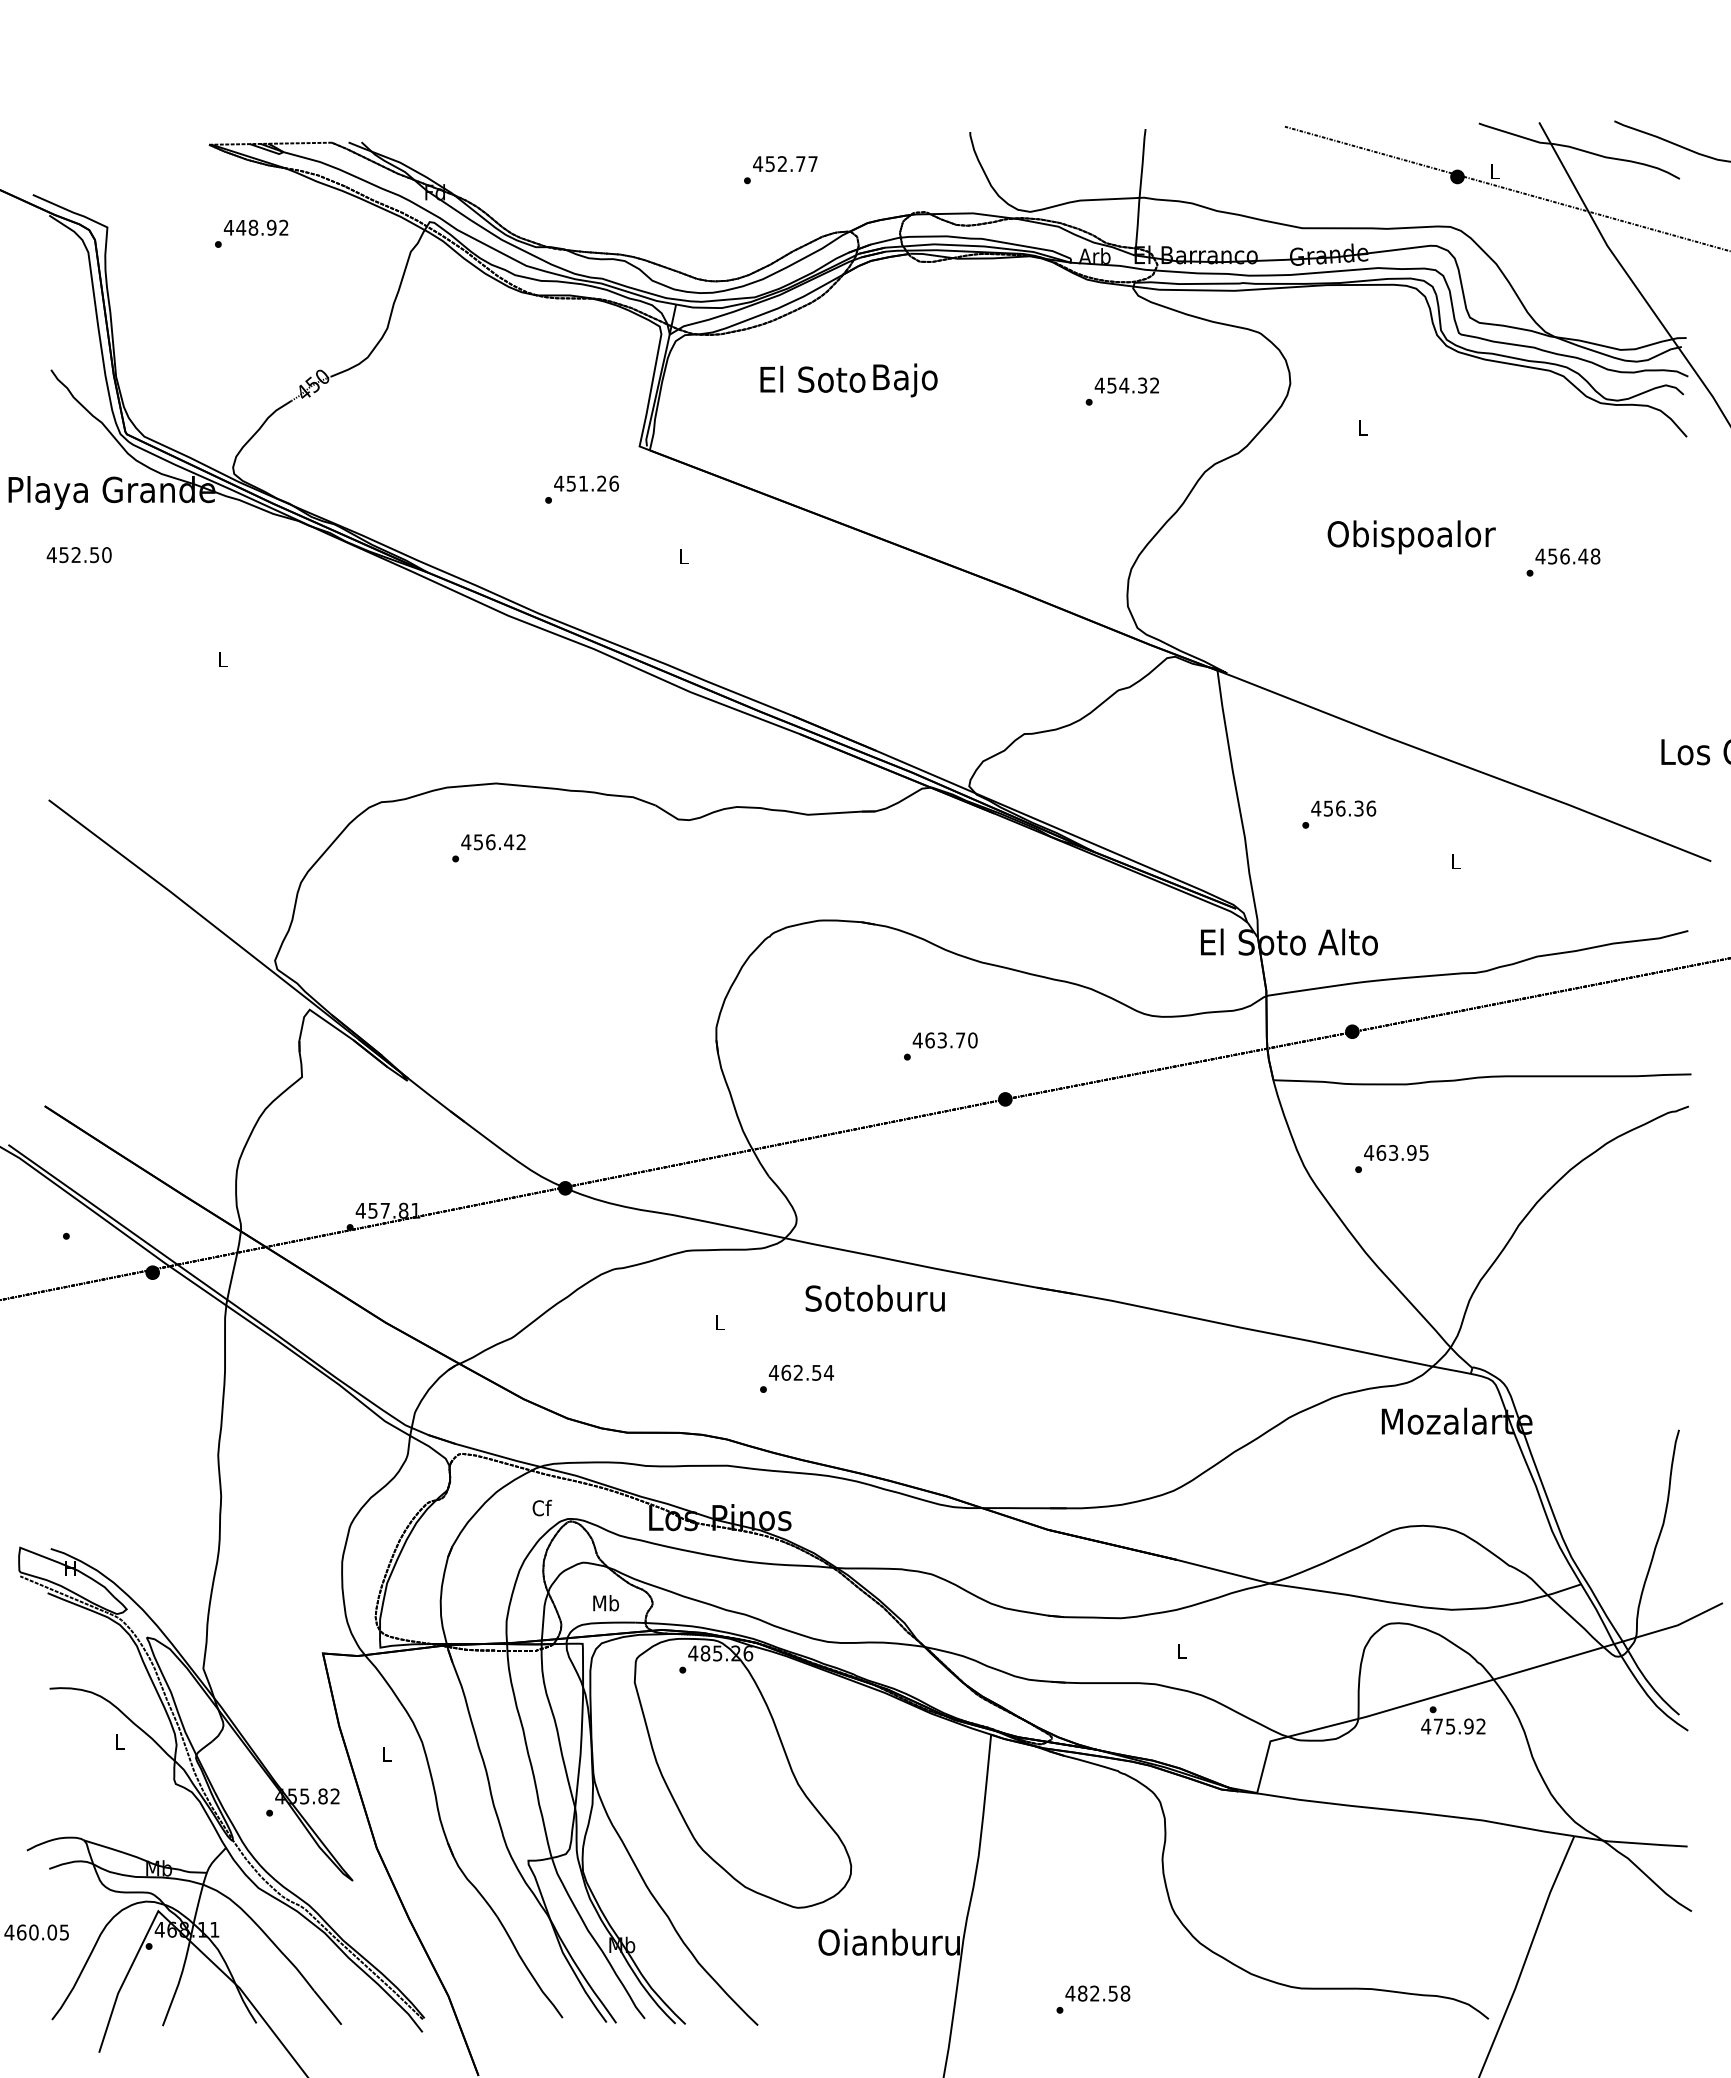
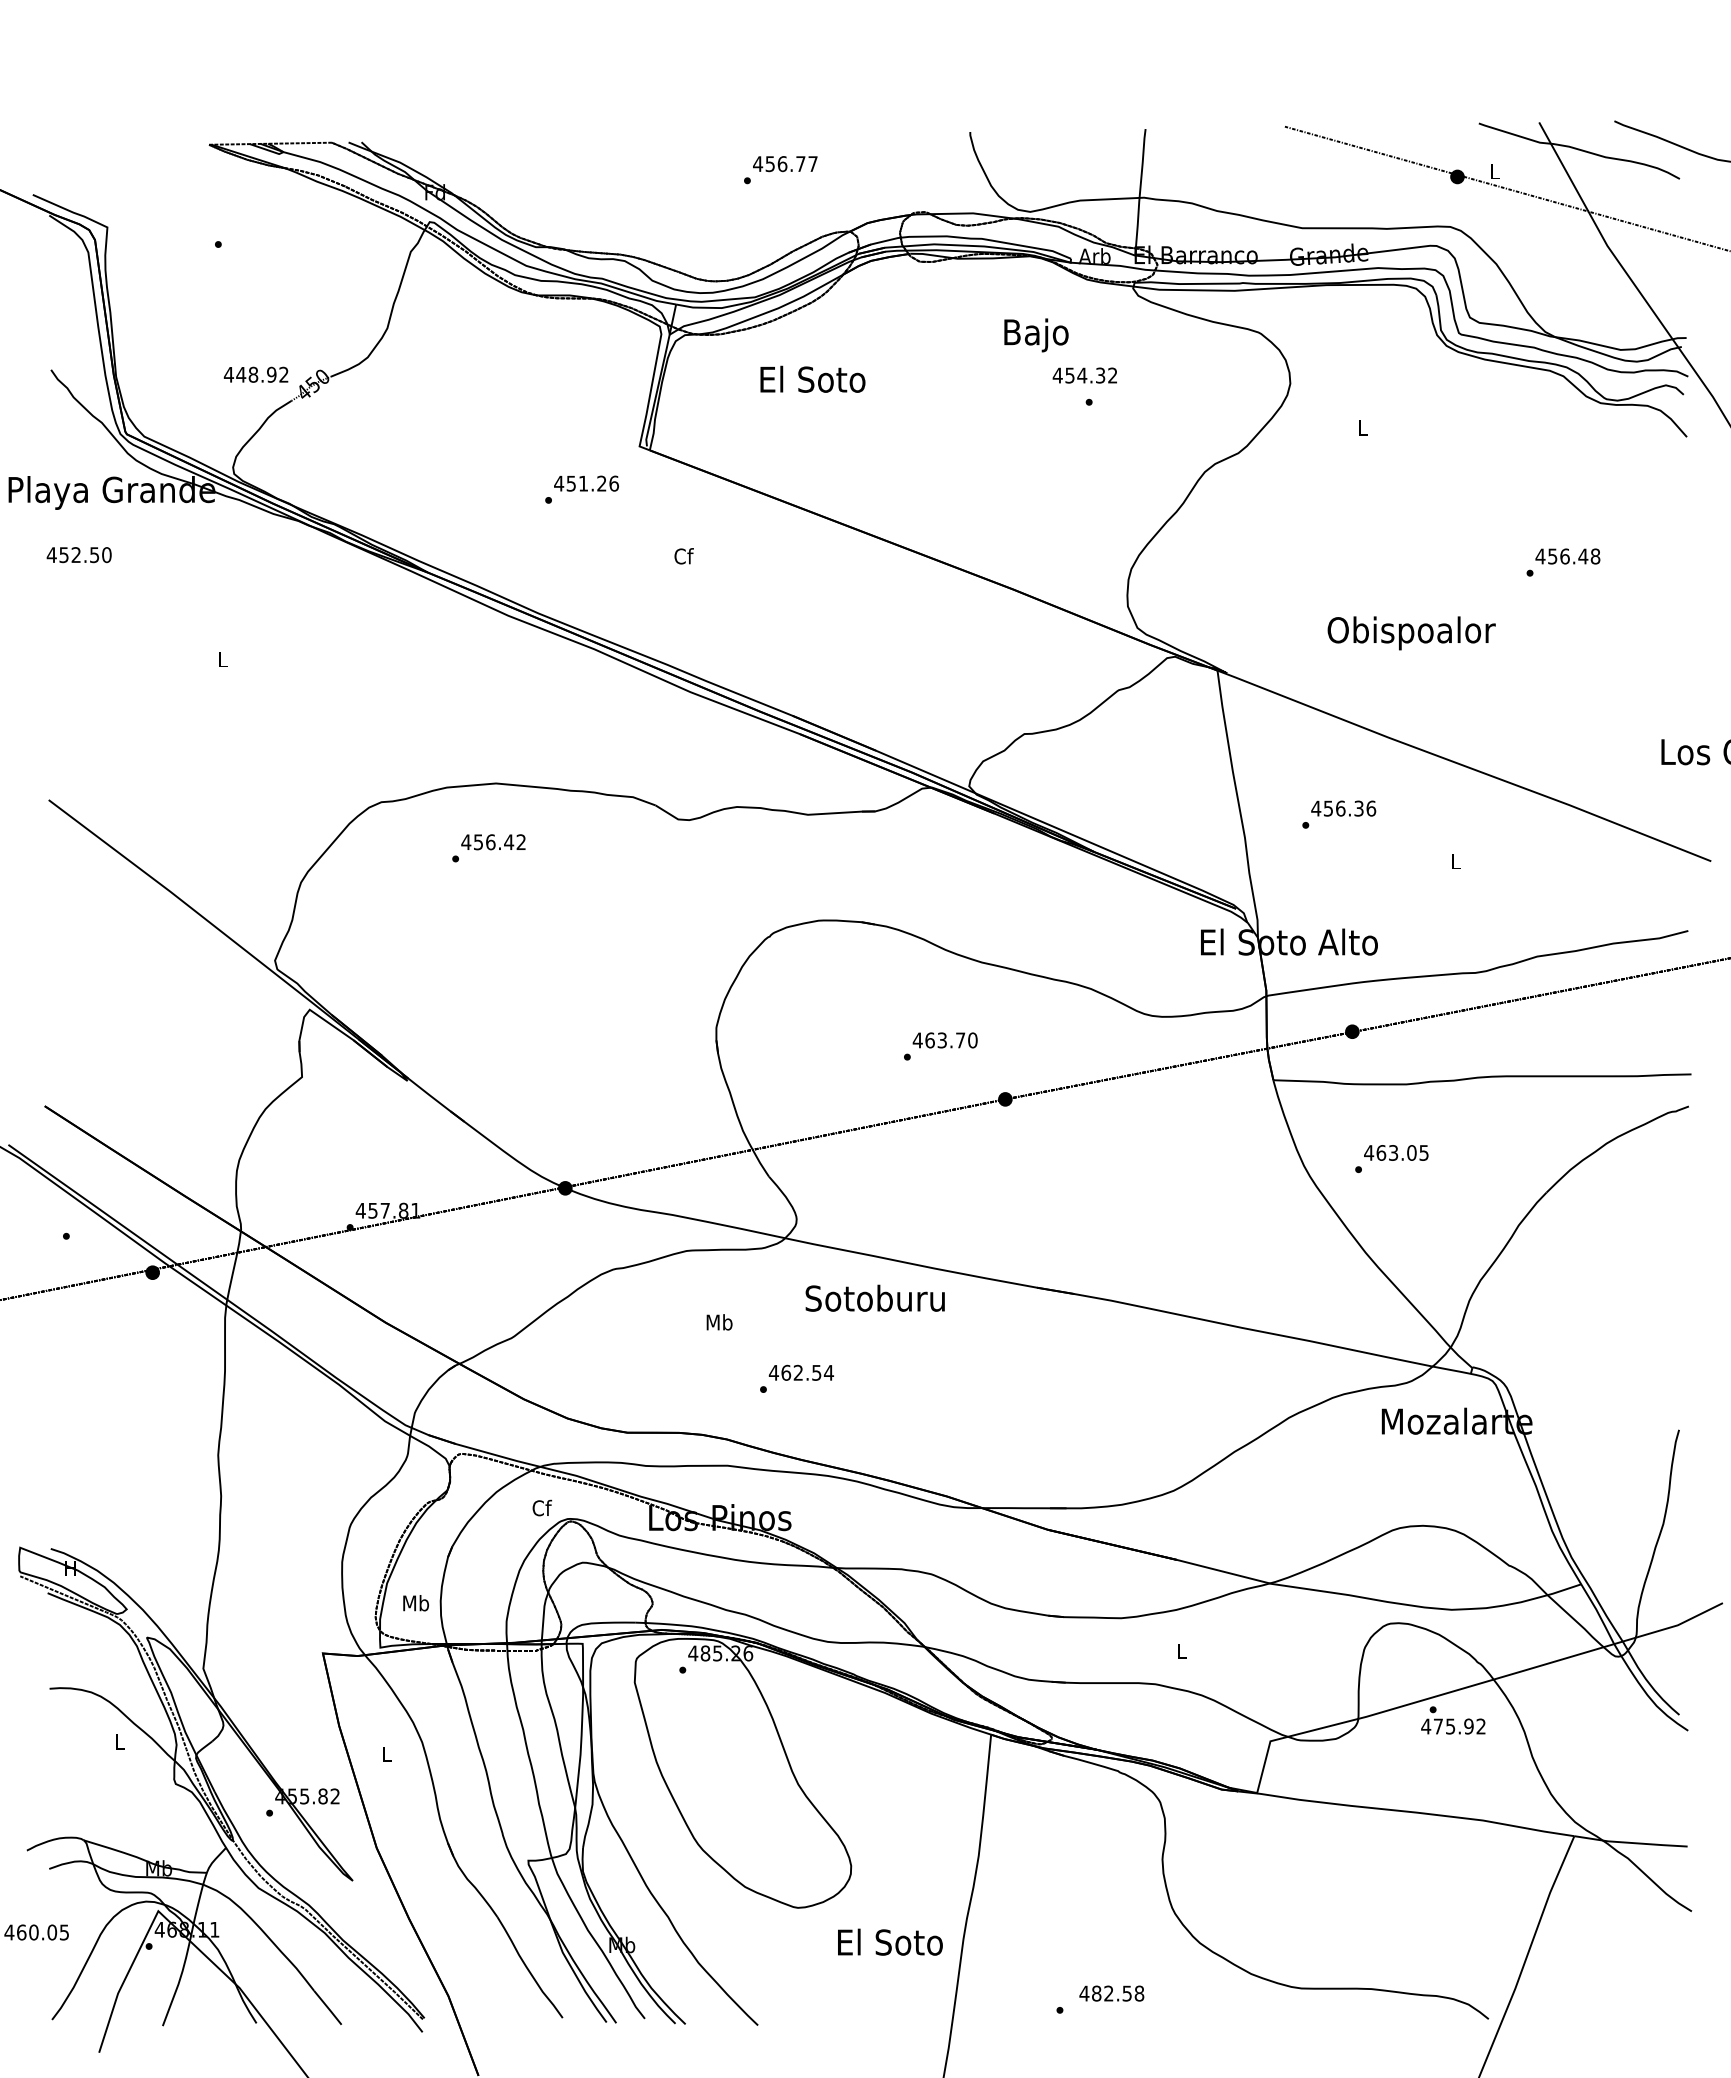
text: 452.77 -> 456.77 (782, 164)
text position: (255, 227) -> (255, 374) (255, 374)
text position: (905, 380) -> (1036, 335) (1036, 335)
text position: (1126, 385) -> (1084, 375) (1084, 375)
text position: (1411, 537) -> (1411, 633) (1411, 633)
text: L -> Cf (683, 556)
text: 463.95 -> 463.05 (1411, 1152)
text: L -> Mb (719, 1322)
text position: (605, 1603) -> (415, 1603) (415, 1603)
text: Oianburu -> El Soto (888, 1941)
text position: (1097, 1993) -> (1111, 1993) (1111, 1993)
